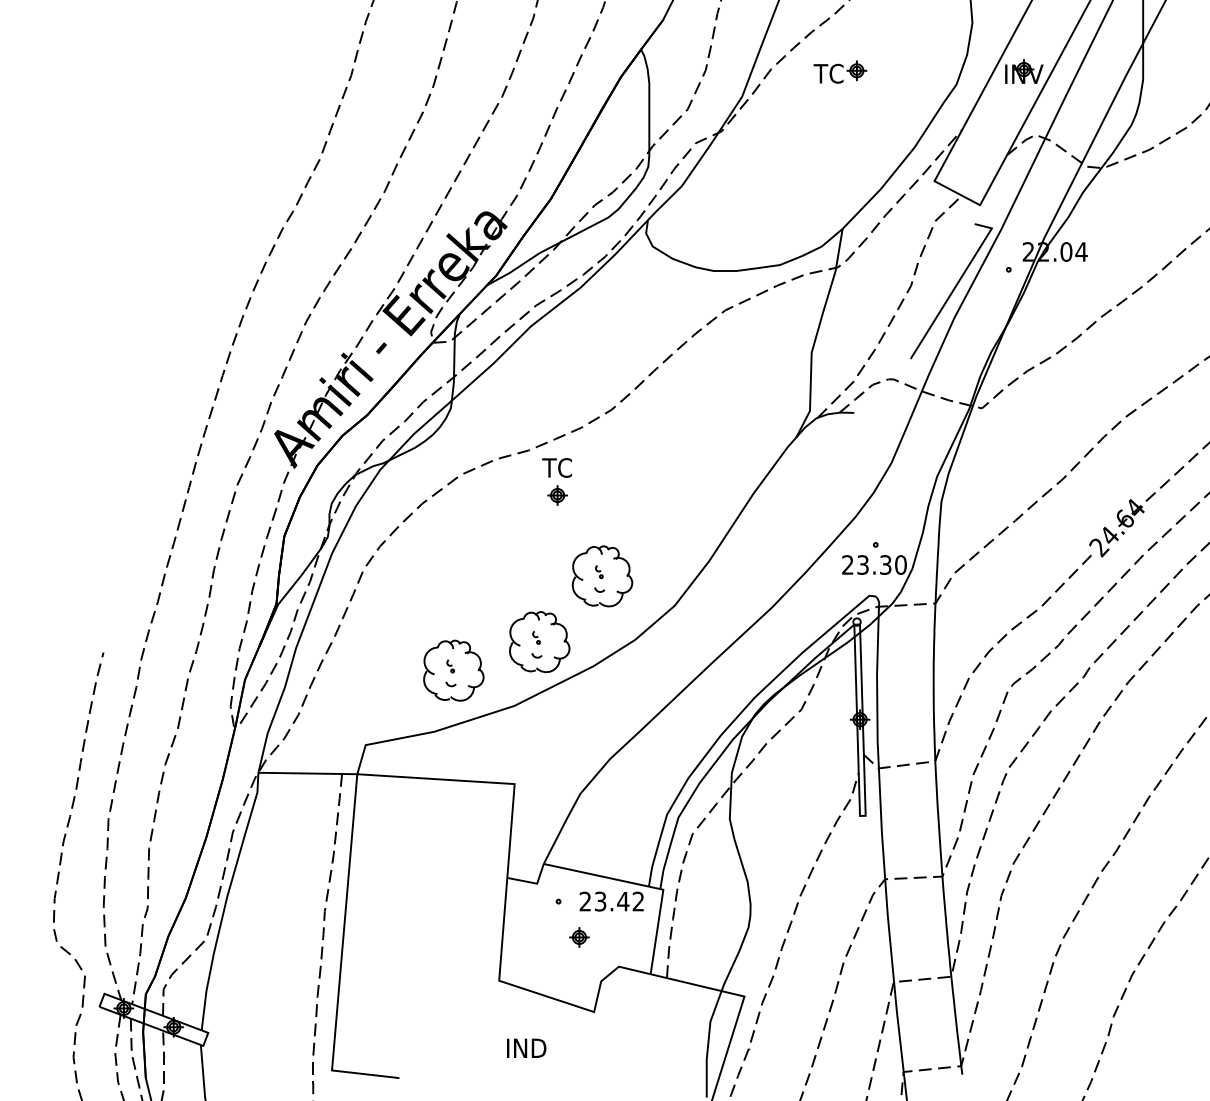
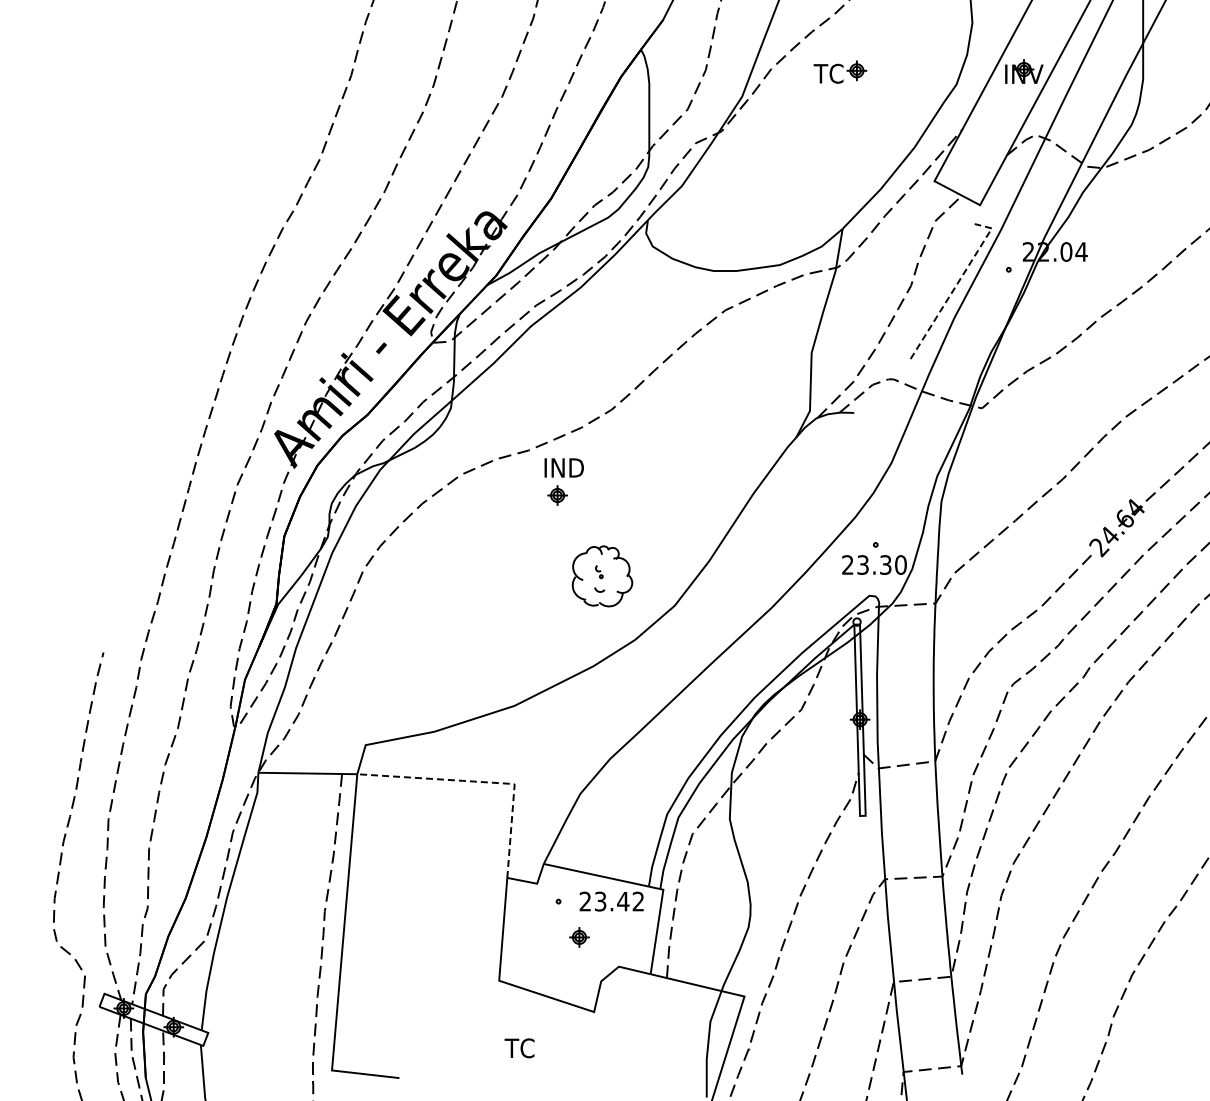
line: solid -> dashed (956, 285)
text: TC -> IND (562, 467)
part: present -> none (539, 642)
part: present -> none (453, 670)
line: solid -> dashed (483, 782)
text: IND -> TC (525, 1048)
